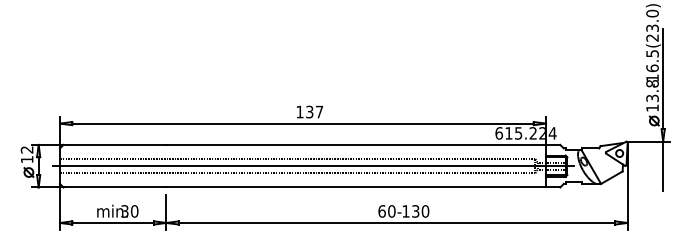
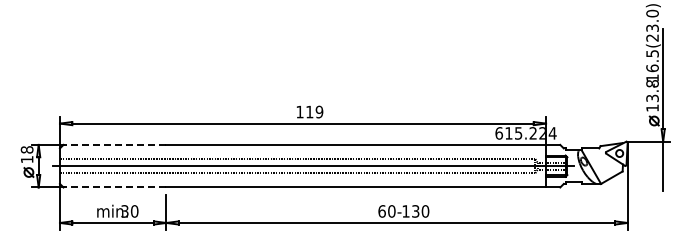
text: 137 -> 119 (314, 111)
line: solid -> dashed (114, 144)
text: 12 -> 18 (26, 149)
line: solid -> dashed (114, 187)
